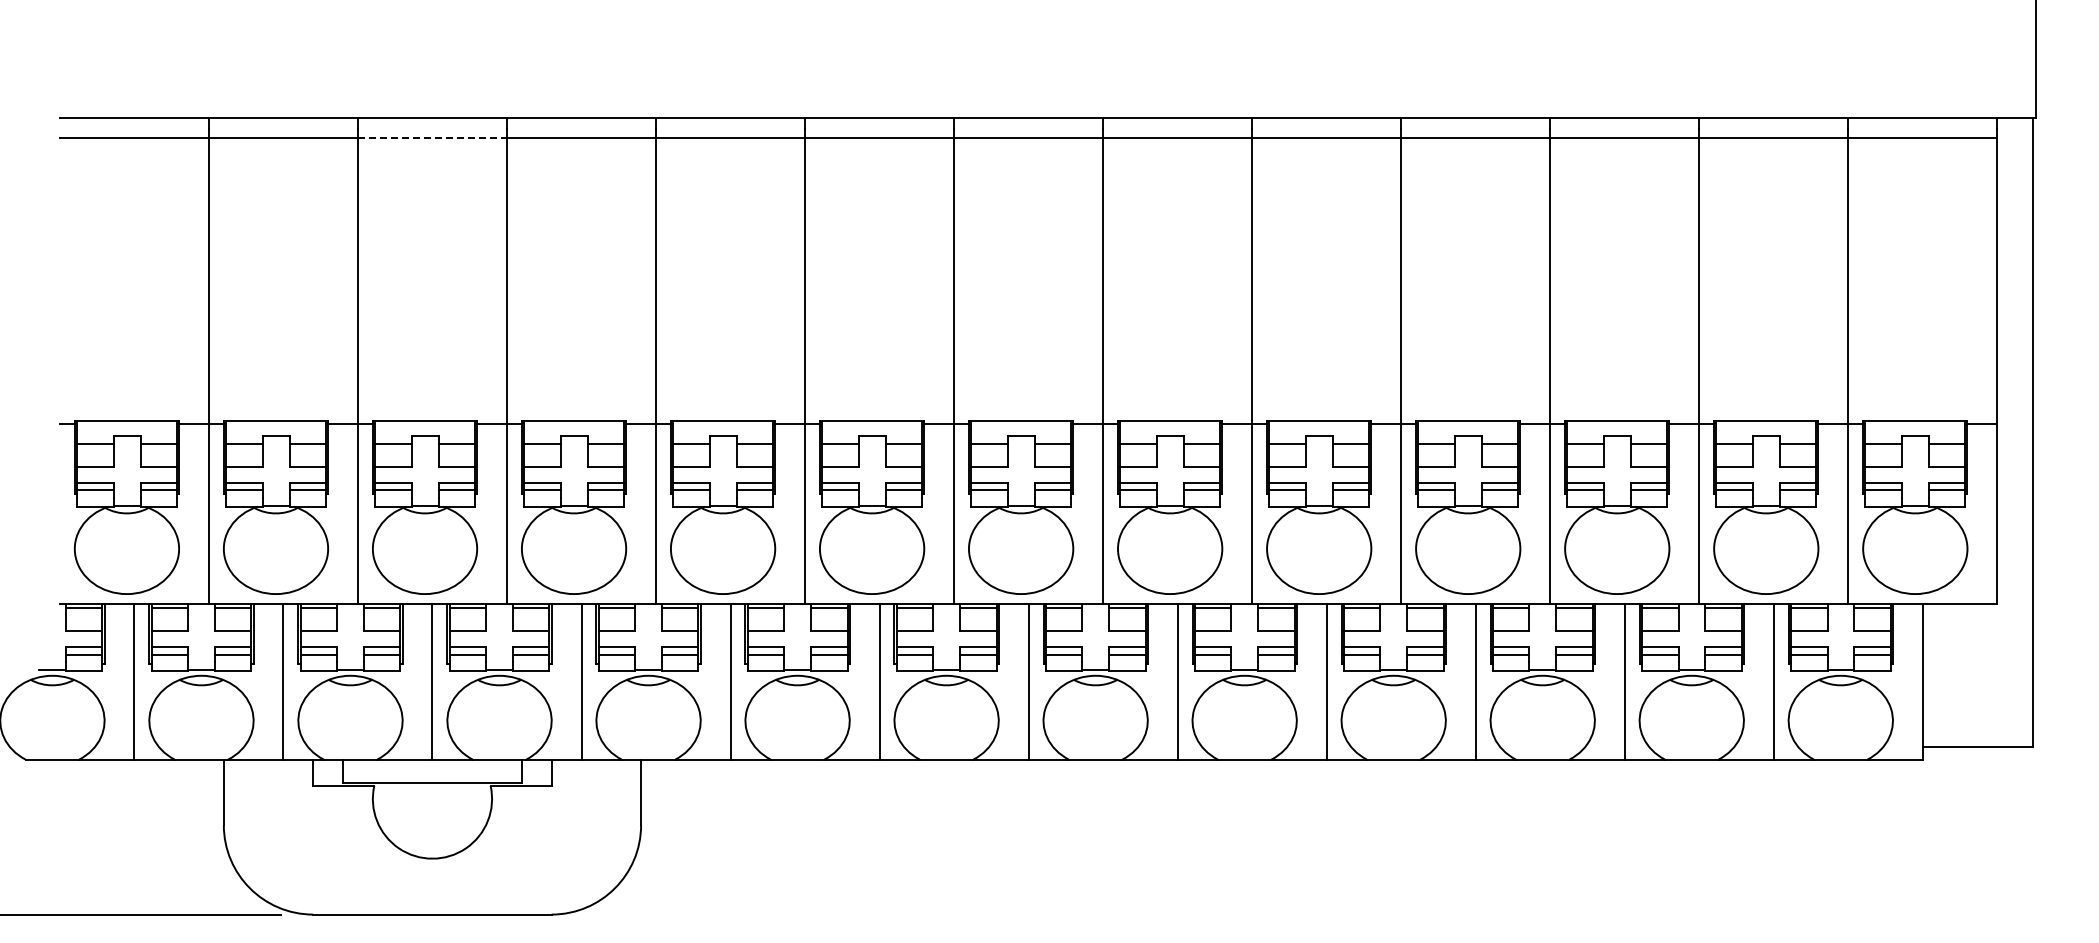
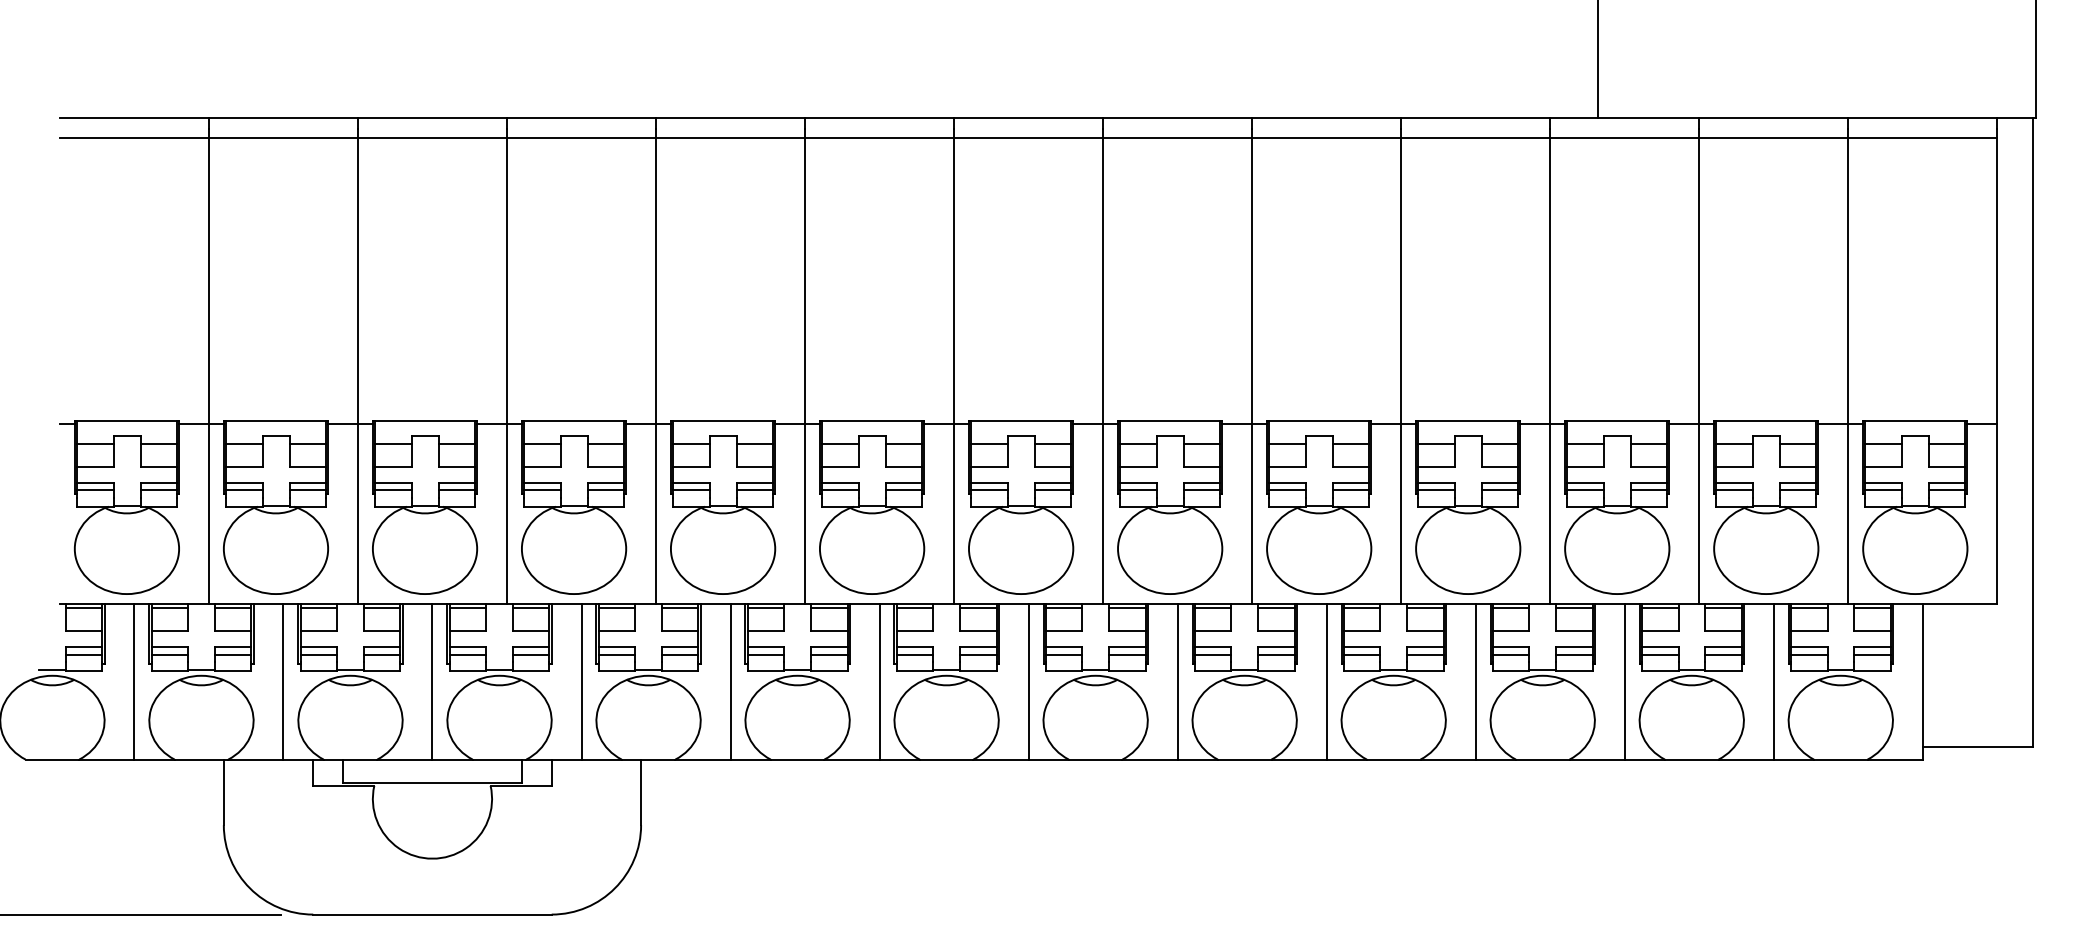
line: none -> present (1597, 60)
line: dashed -> solid (432, 137)
